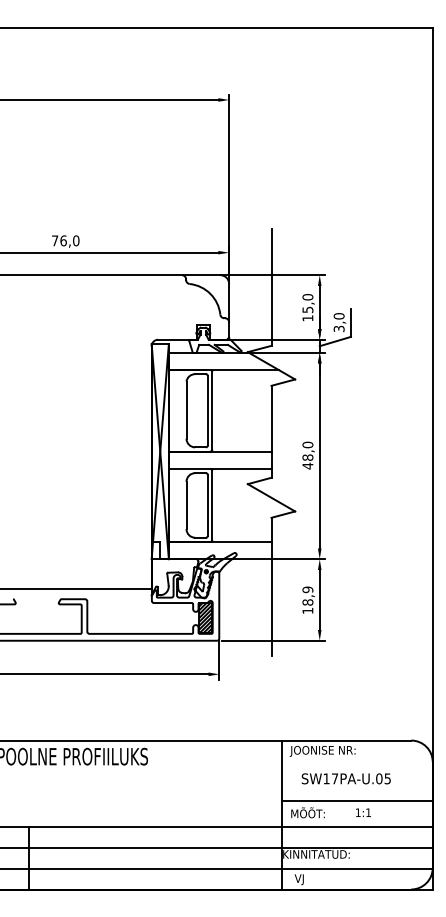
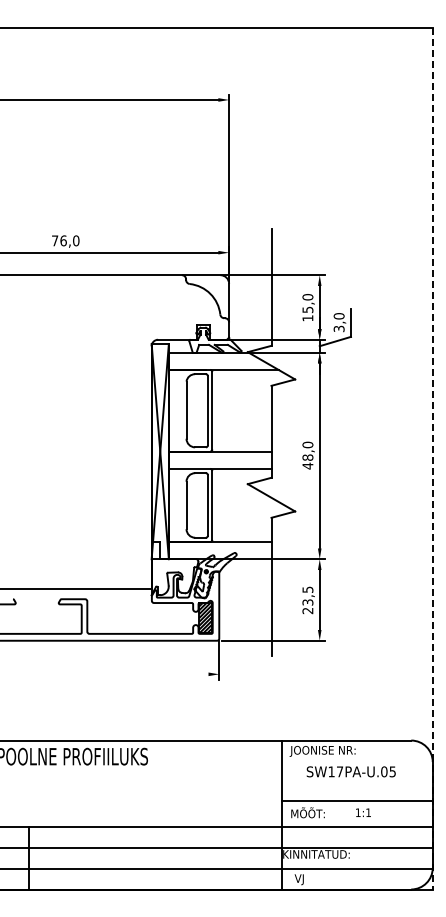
line: solid -> dashed (432, 458)
text: 18,9 -> 23,5 (307, 600)
line: present -> none (105, 674)
text position: (345, 778) -> (350, 771) (350, 771)
